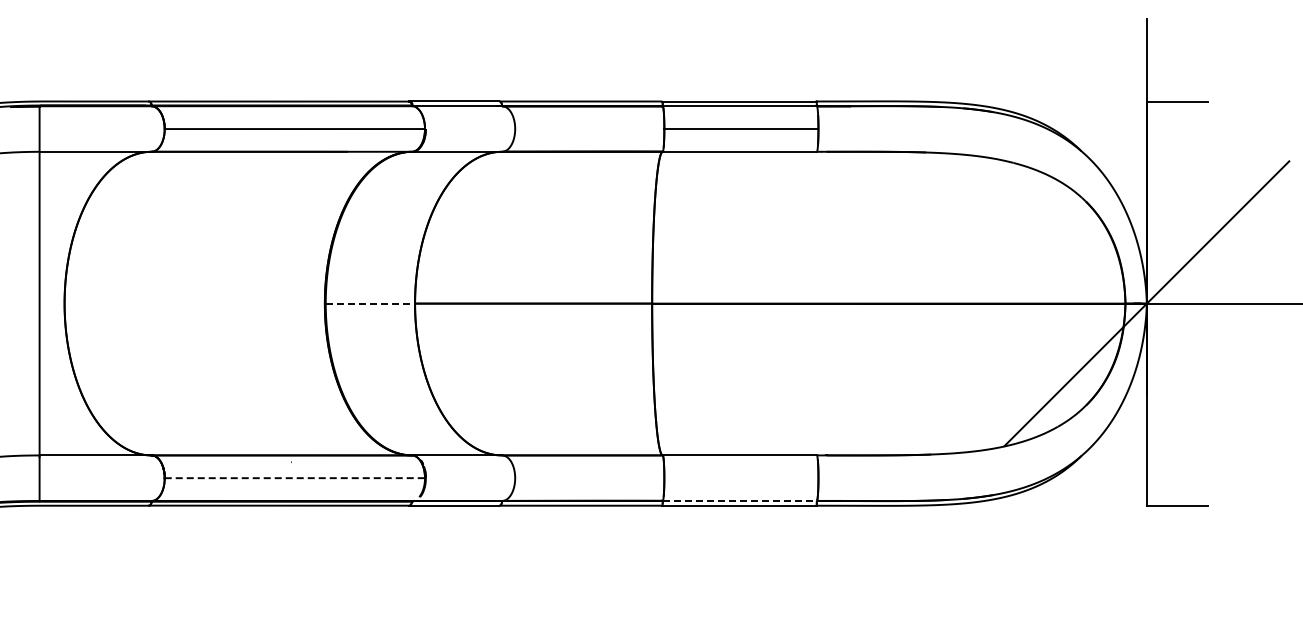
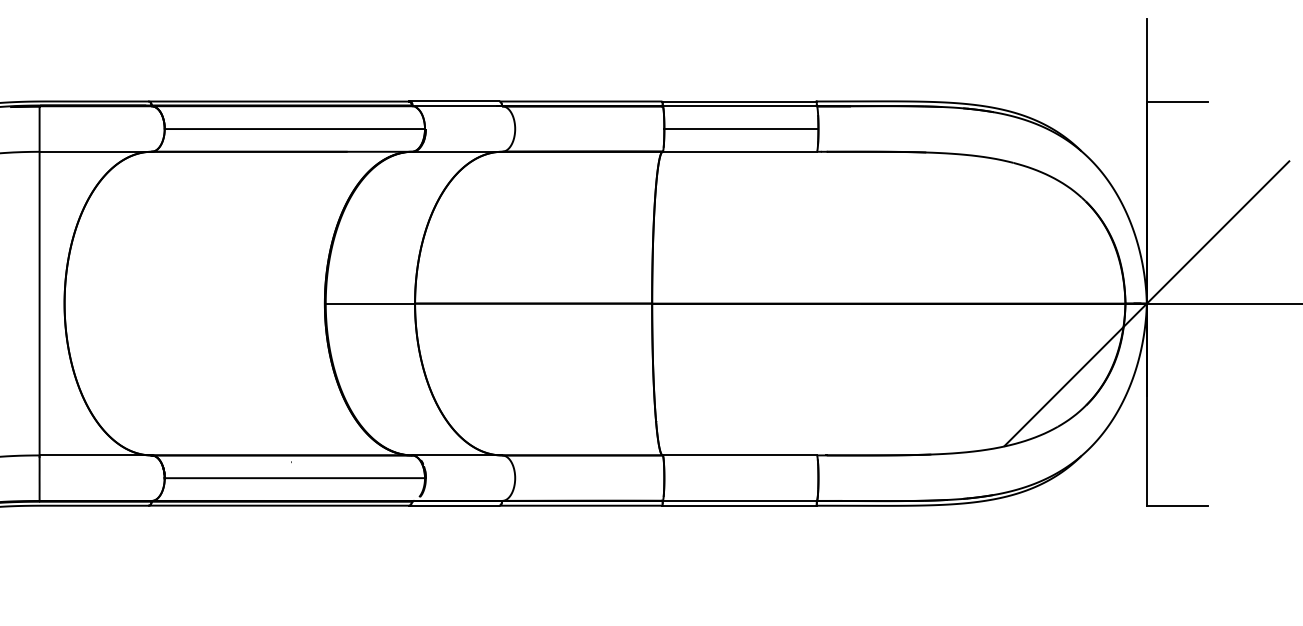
line: dashed -> solid (370, 303)
line: dashed -> solid (295, 478)
line: dashed -> solid (740, 500)
